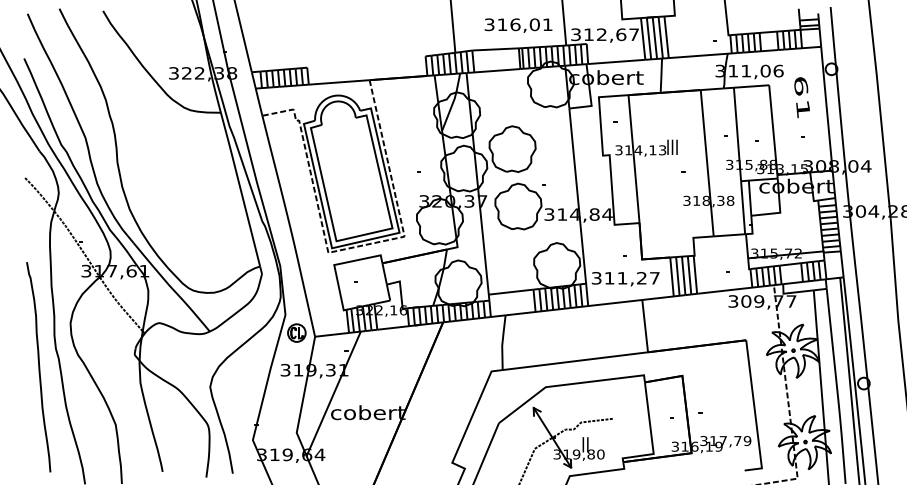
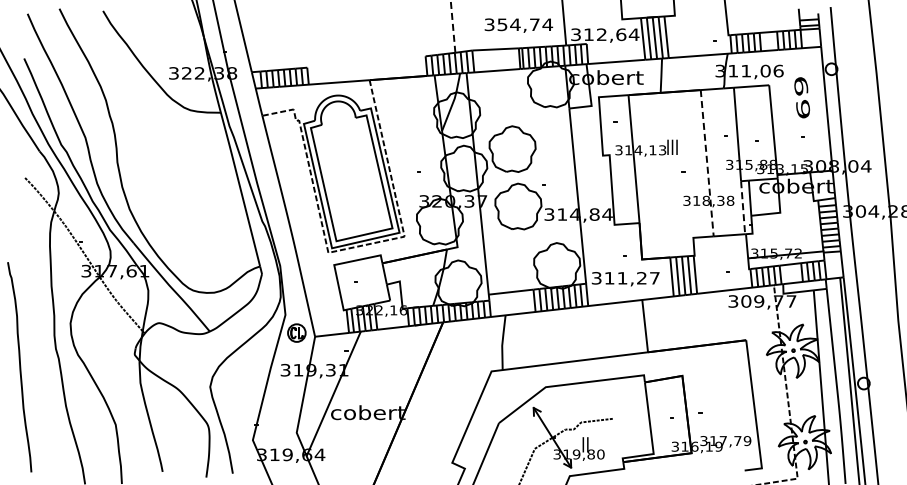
text: 316,01 -> 354,74 (525, 24)
line: solid -> dashed (453, 25)
text: 312,67 -> 312,64 (633, 34)
text: 61 -> 69 (802, 109)
line: solid -> dashed (707, 163)
line: solid -> dashed (743, 207)
curve position: (38, 367) -> (19, 367) (19, 367)
